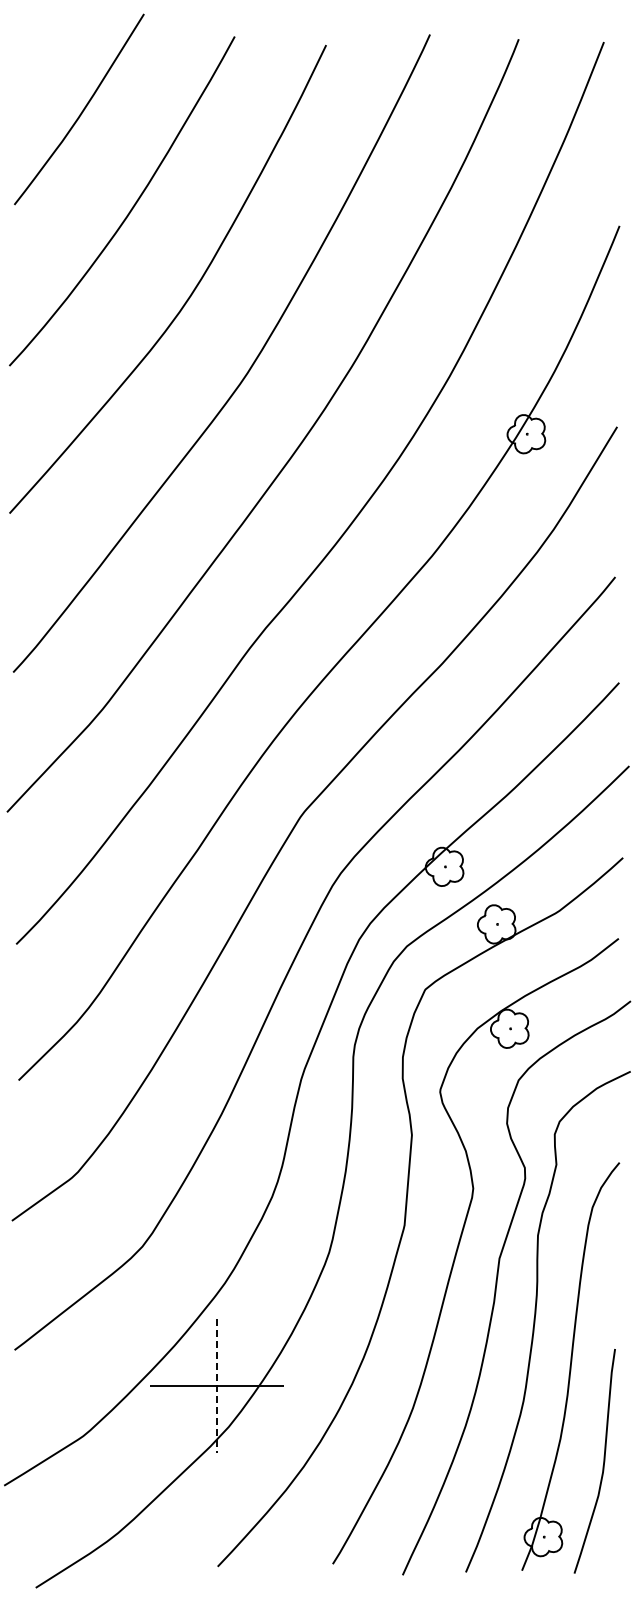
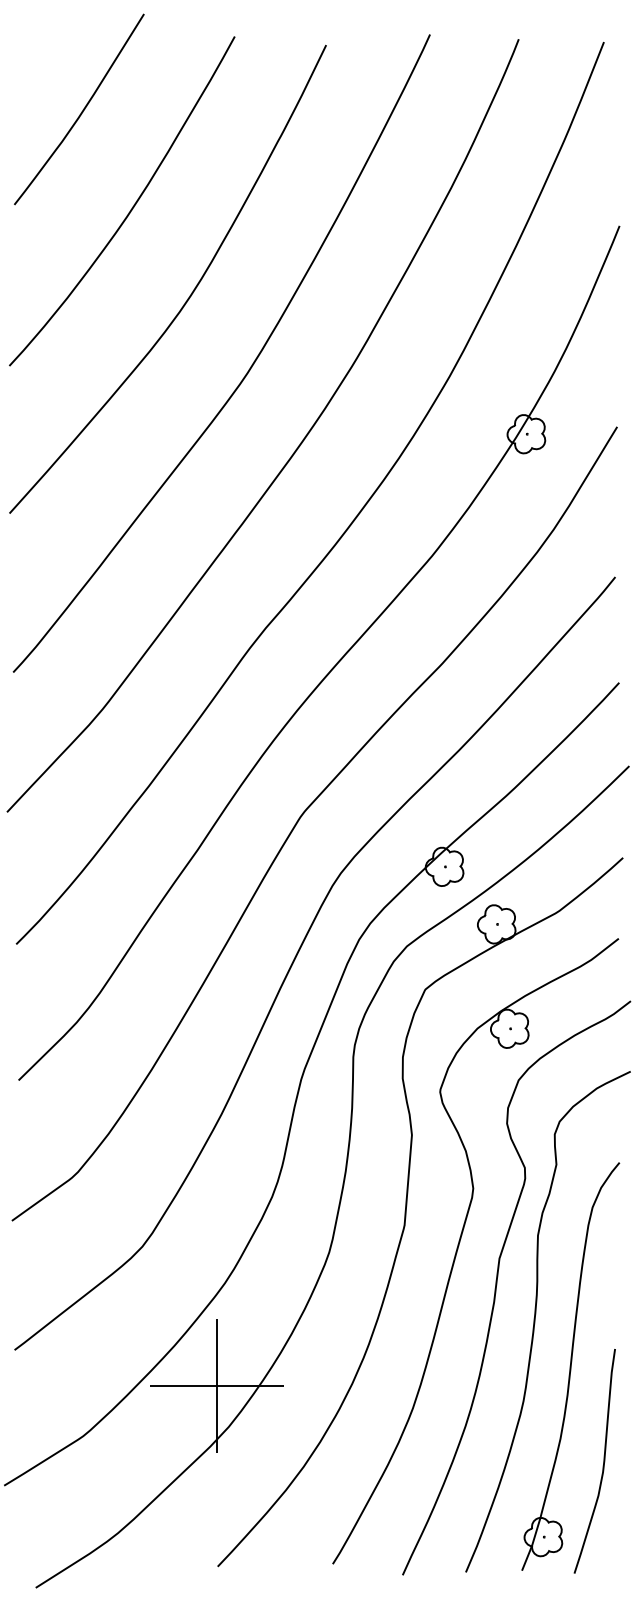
line: dashed -> solid (217, 1386)
